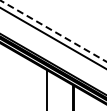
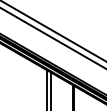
line: dashed -> solid (53, 31)
line: none -> present (51, 89)
